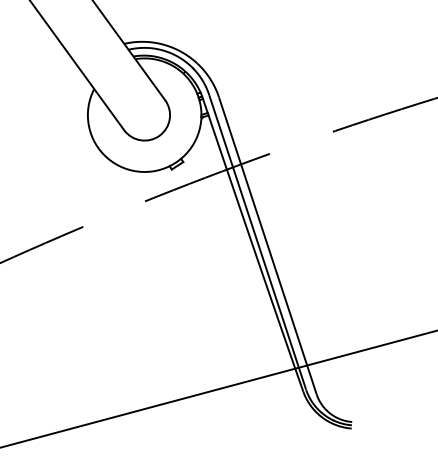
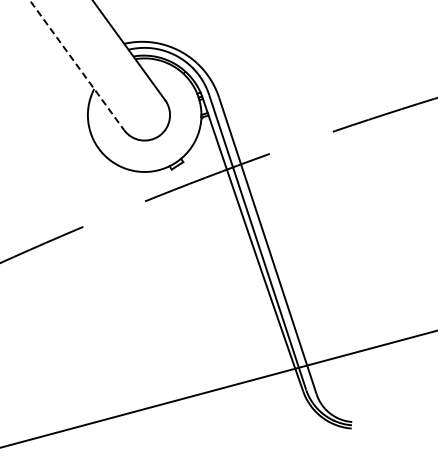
line: solid -> dashed (77, 65)
